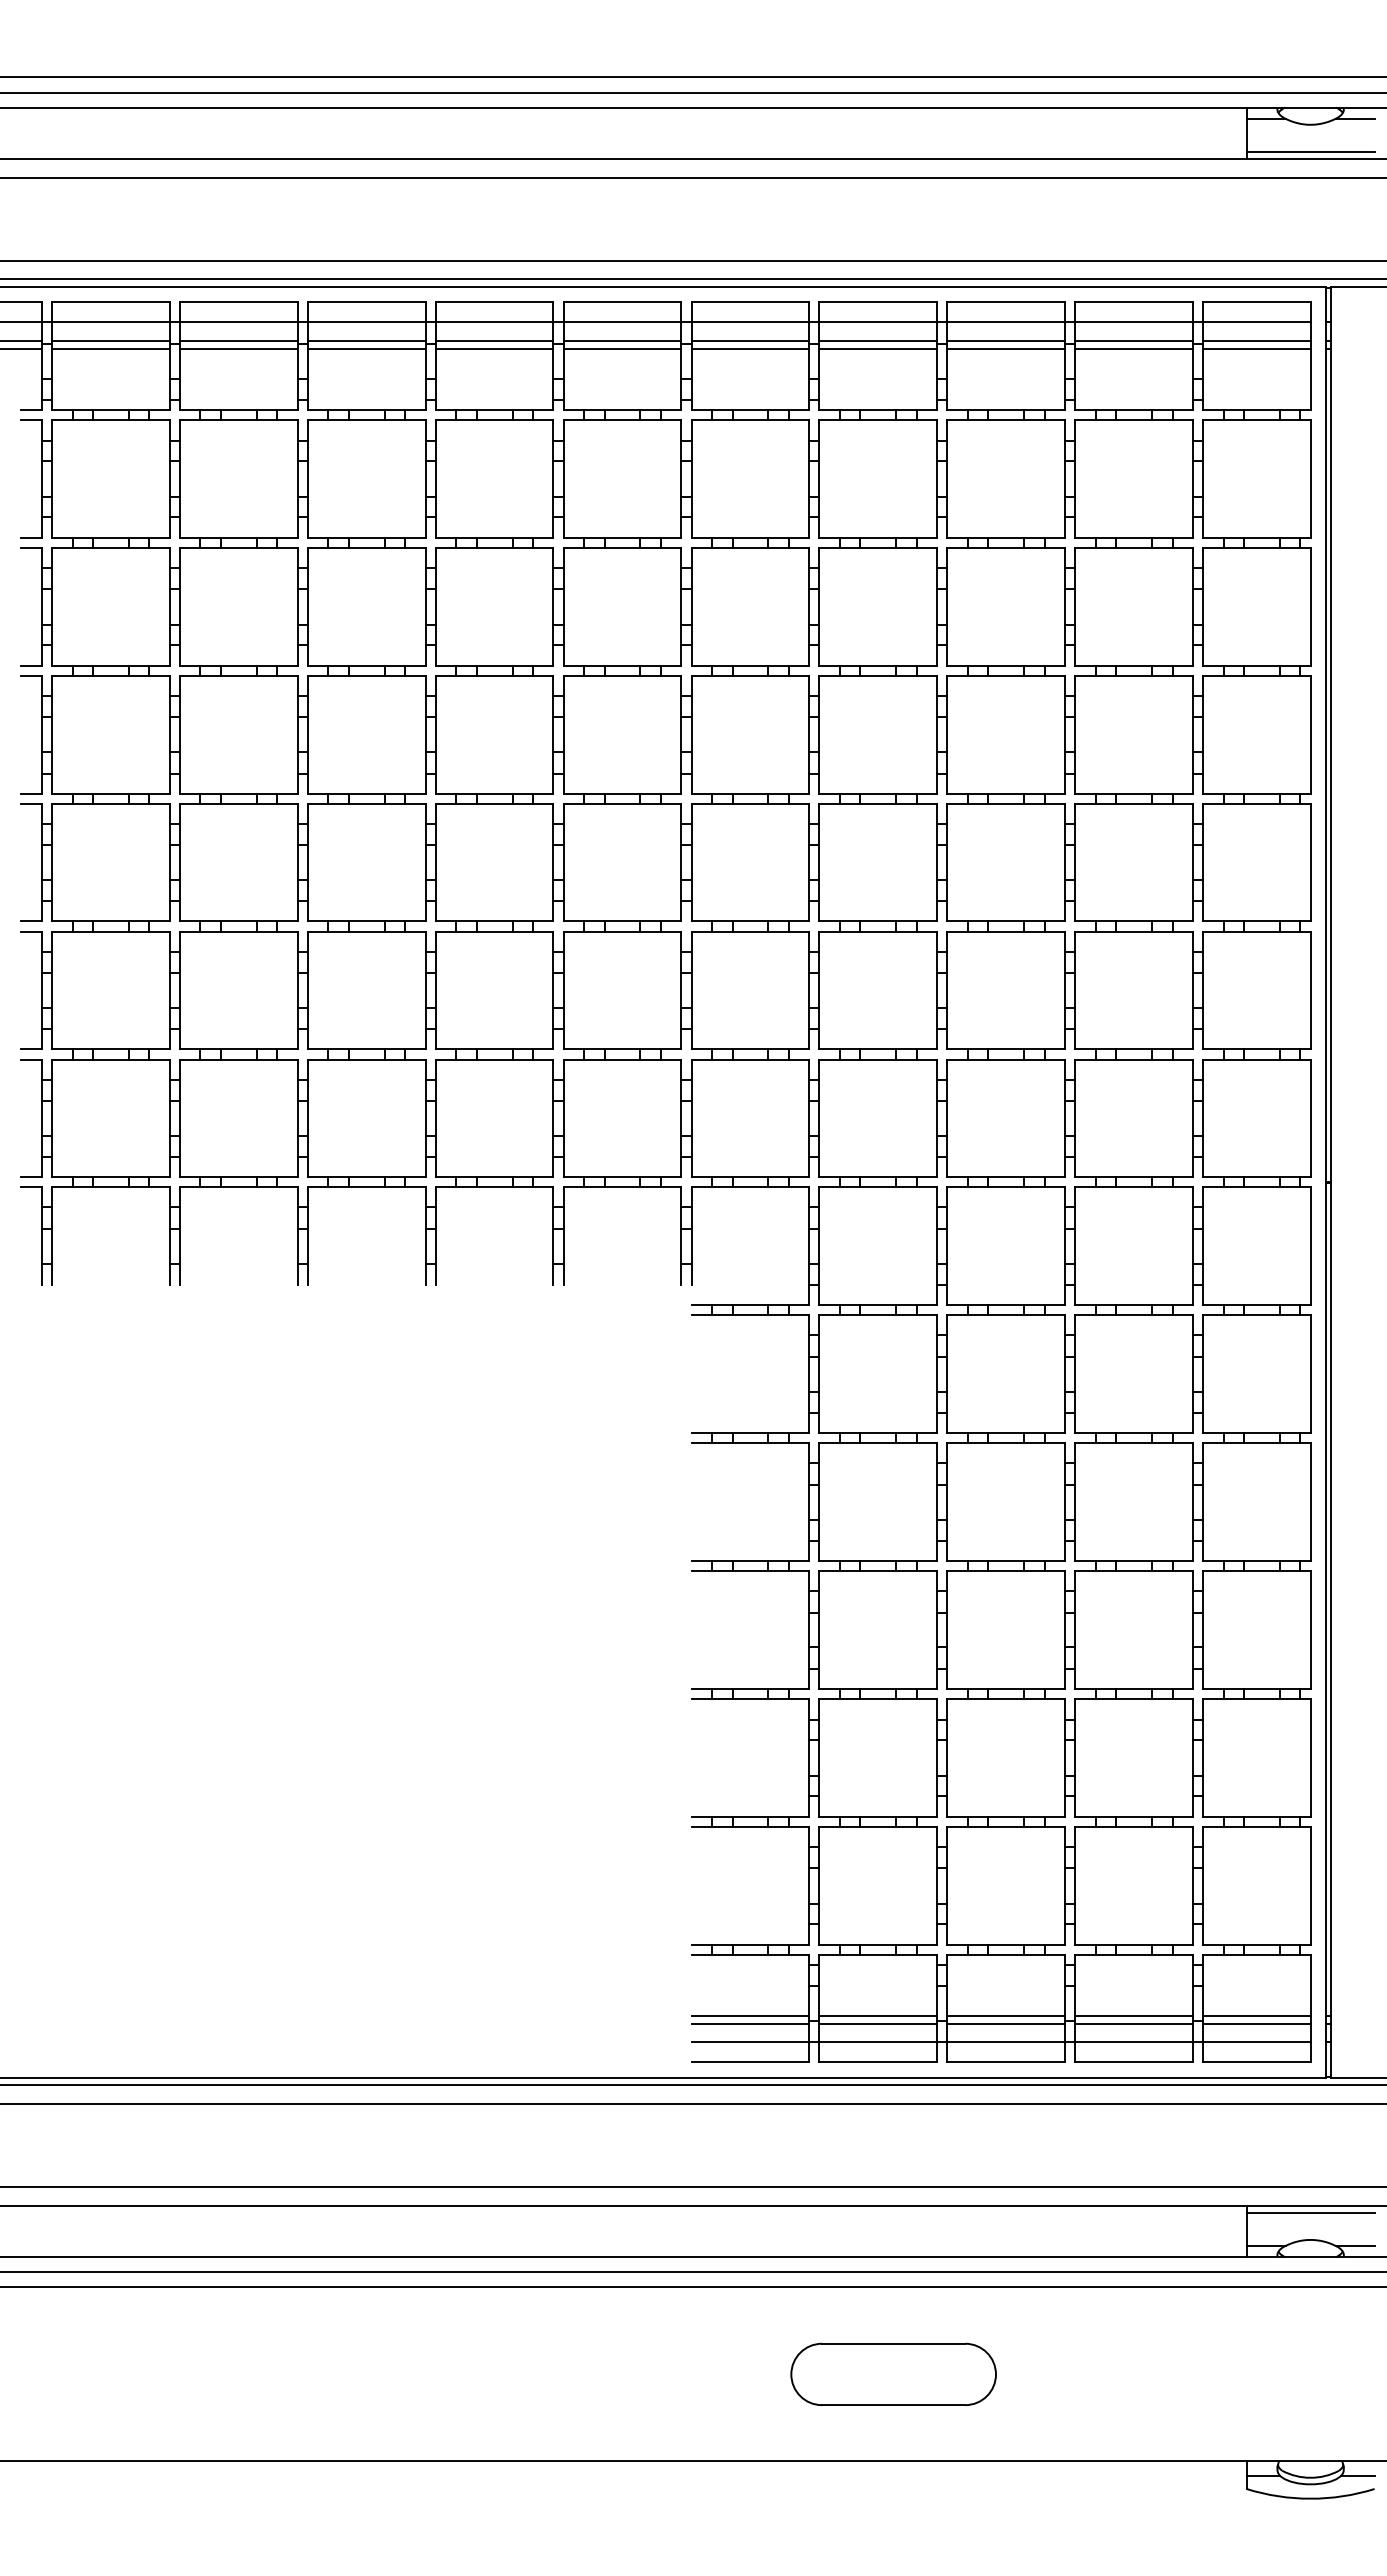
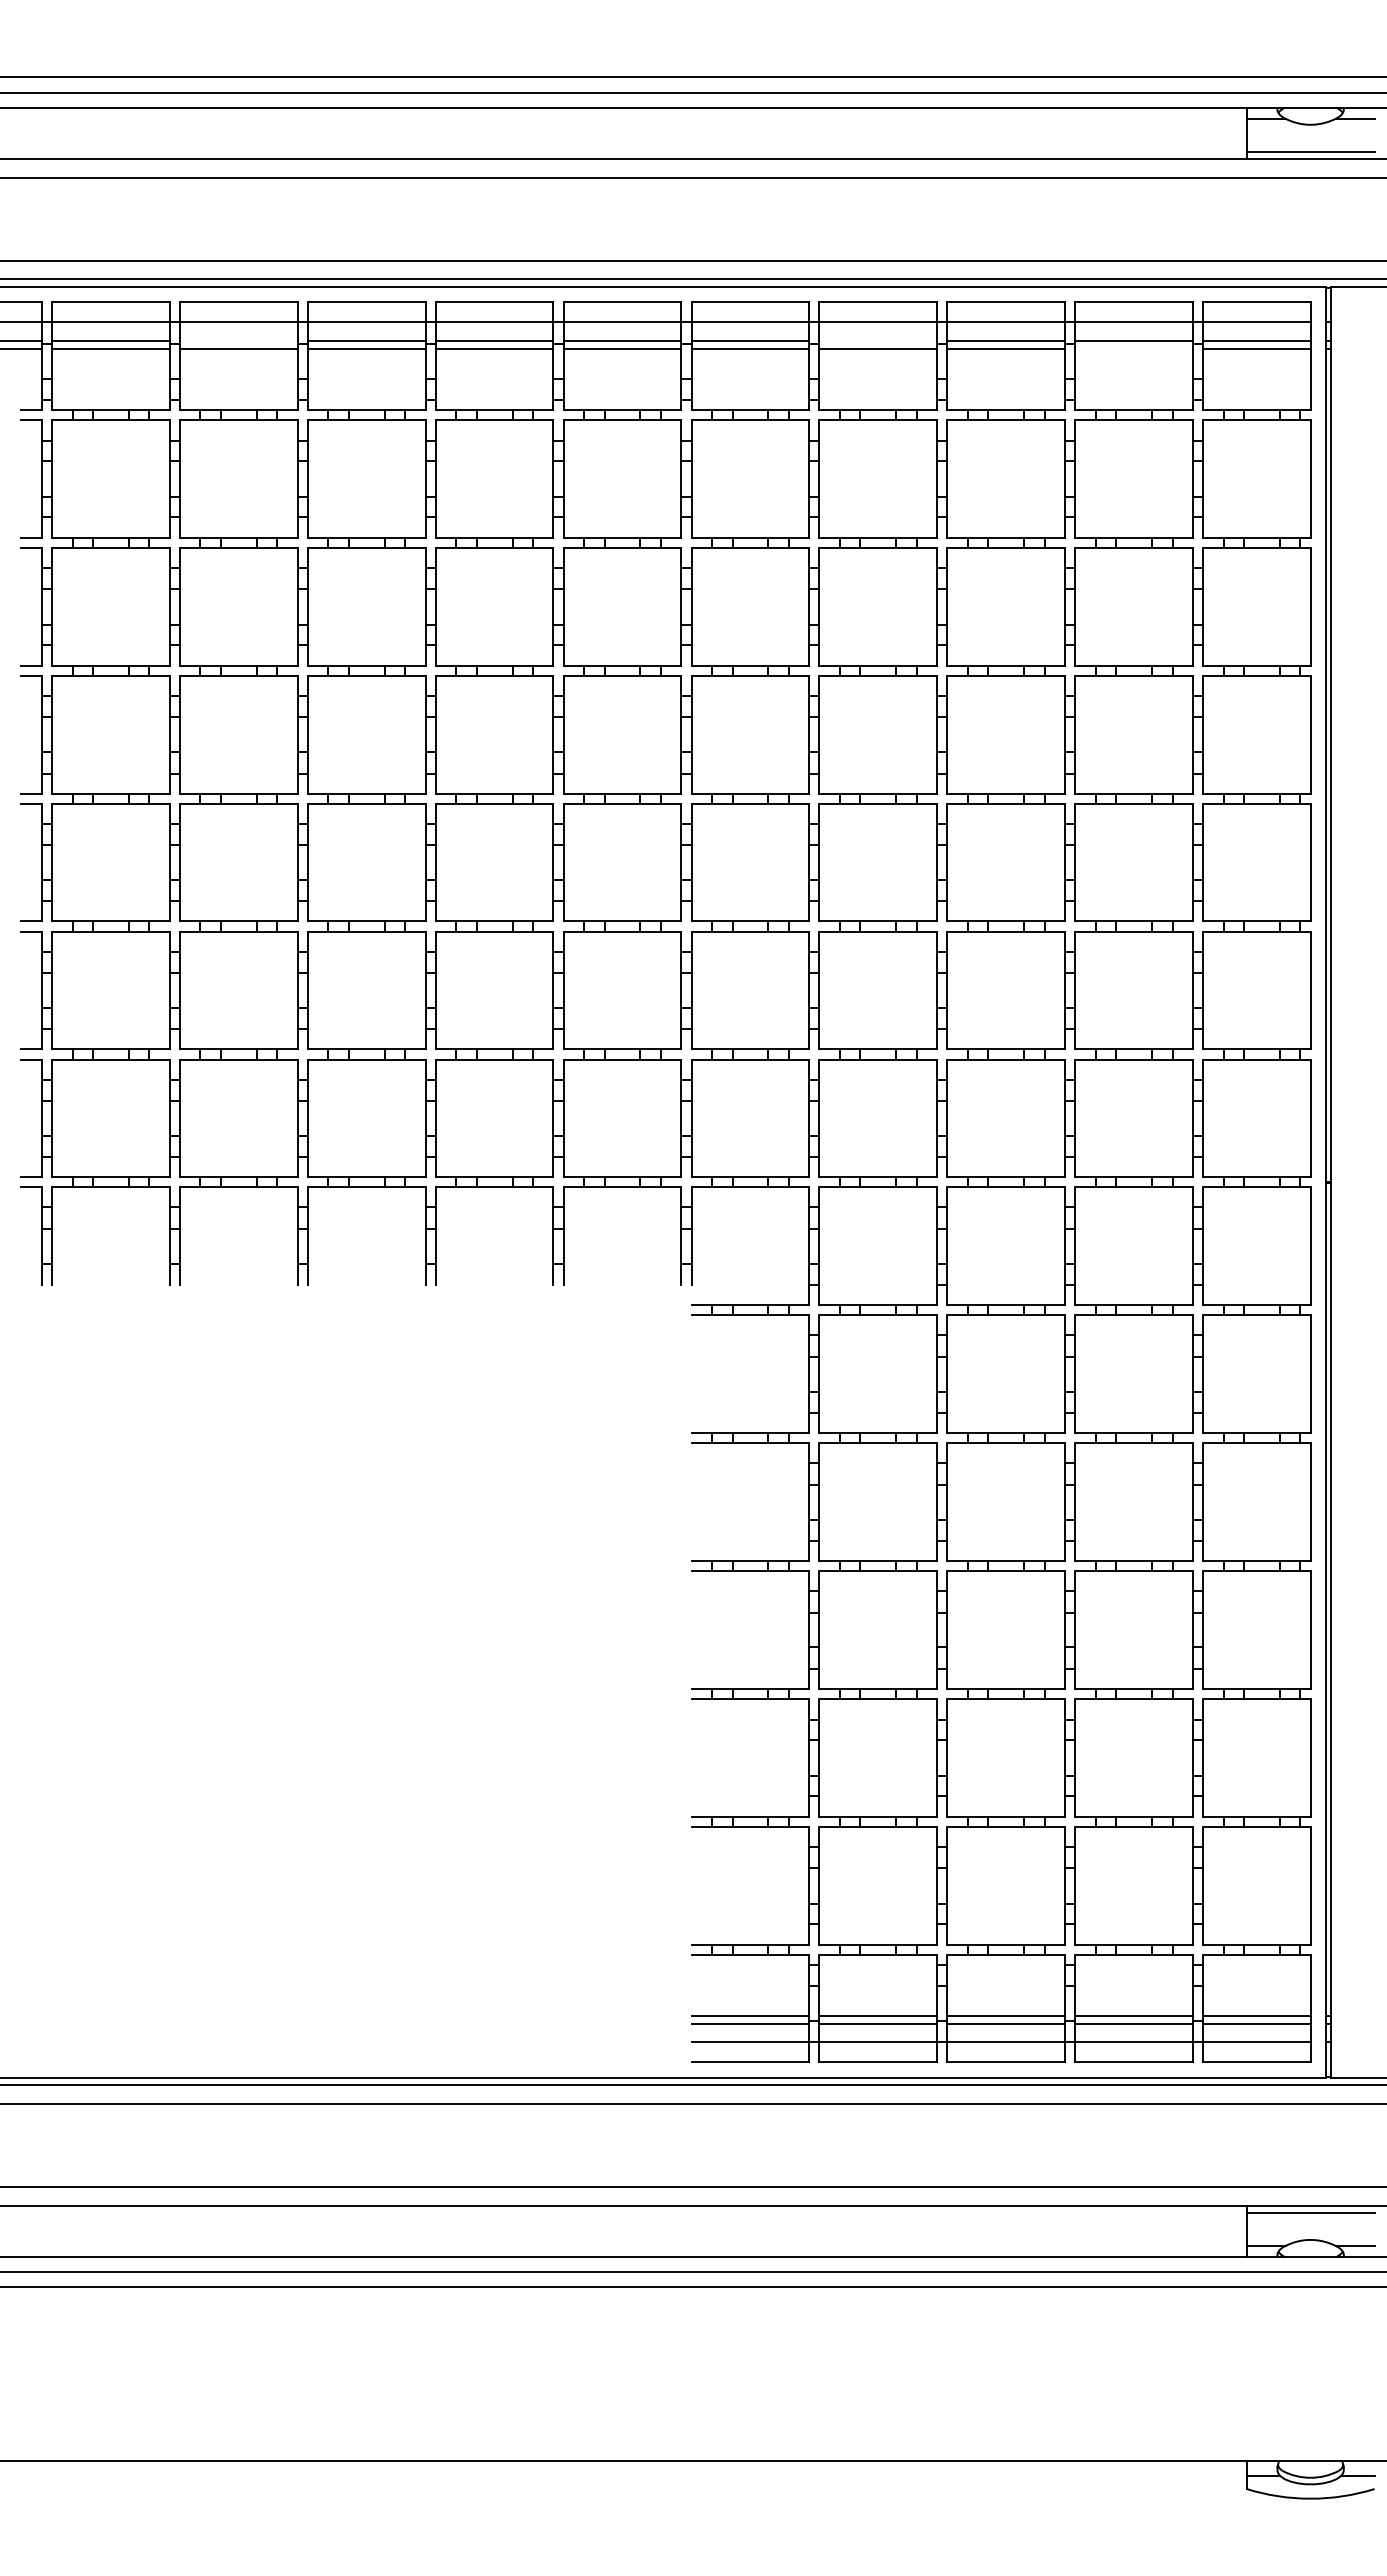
line: present -> none (238, 340)
line: present -> none (878, 340)
line: present -> none (1133, 348)
part: present -> none (893, 2373)
